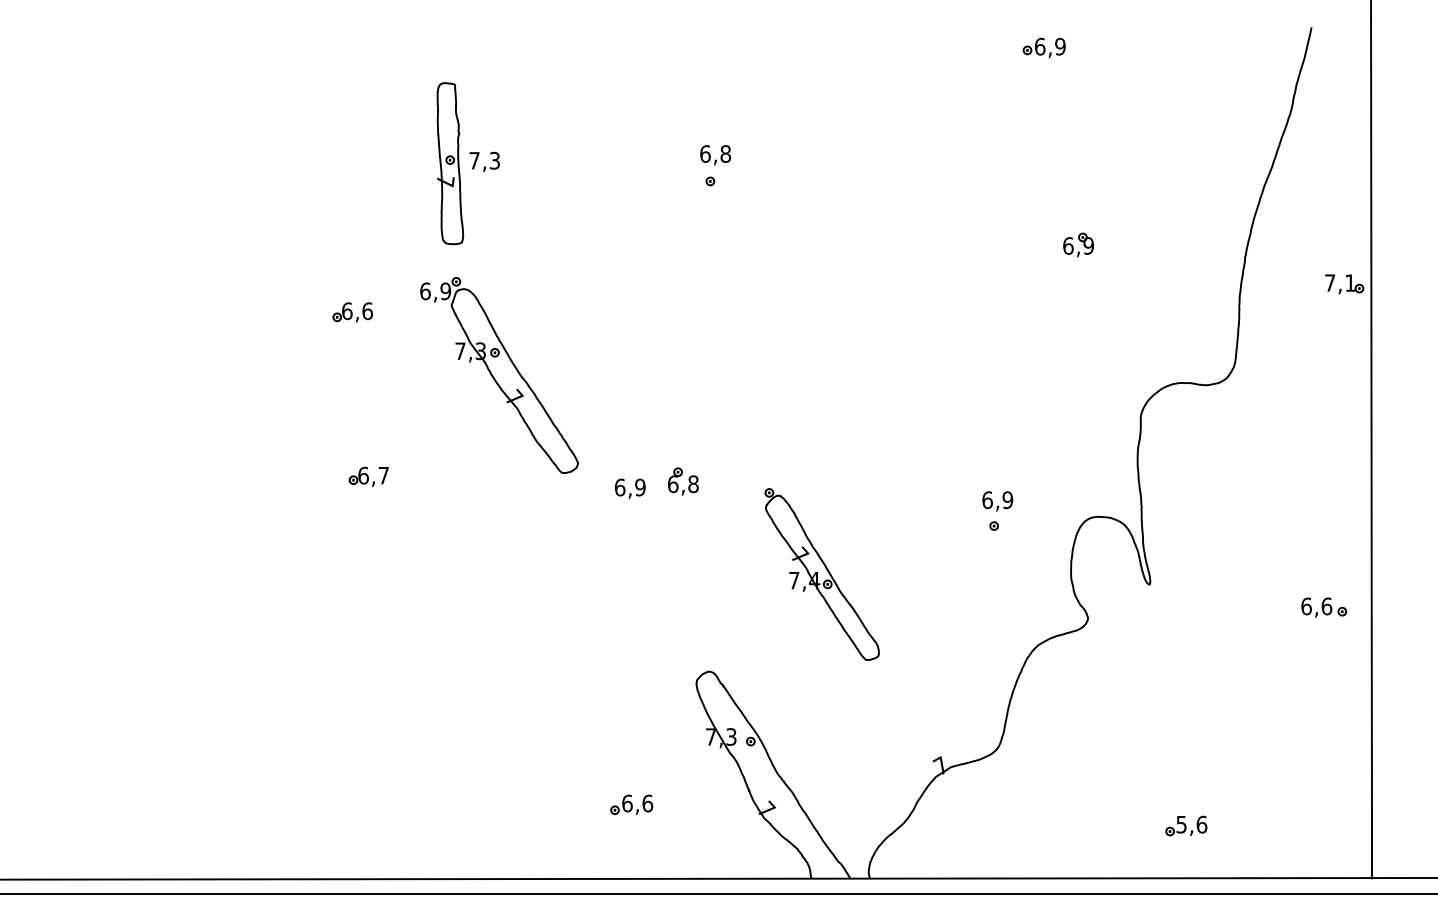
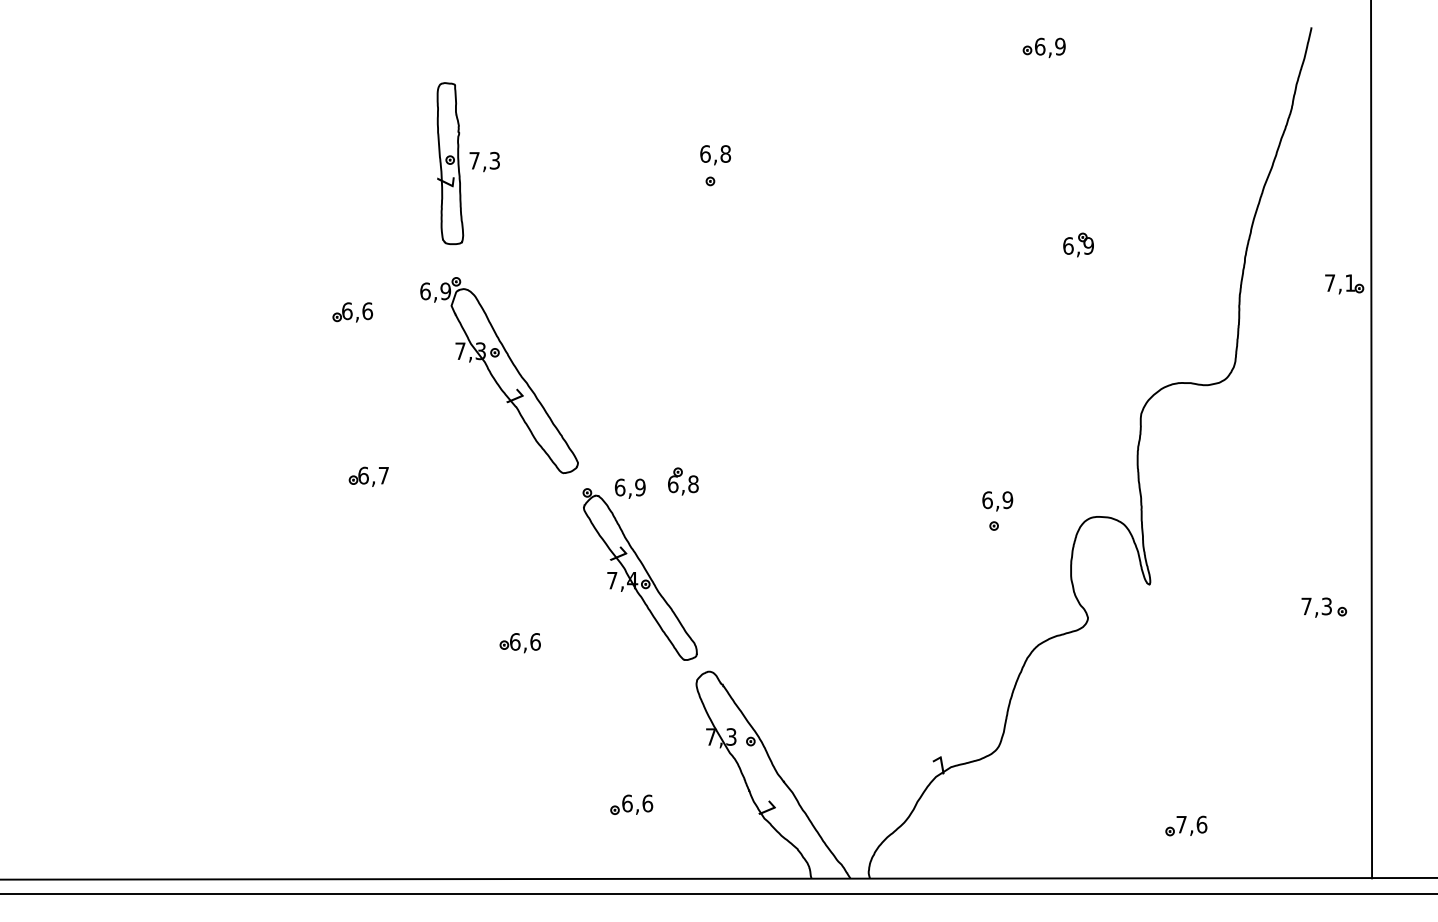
part position: (821, 574) -> (639, 574) (639, 574)
text: 6,6 -> 7,3 (1316, 606)
part: none -> present (519, 643)
text: 5,6 -> 7,6 (1181, 824)
